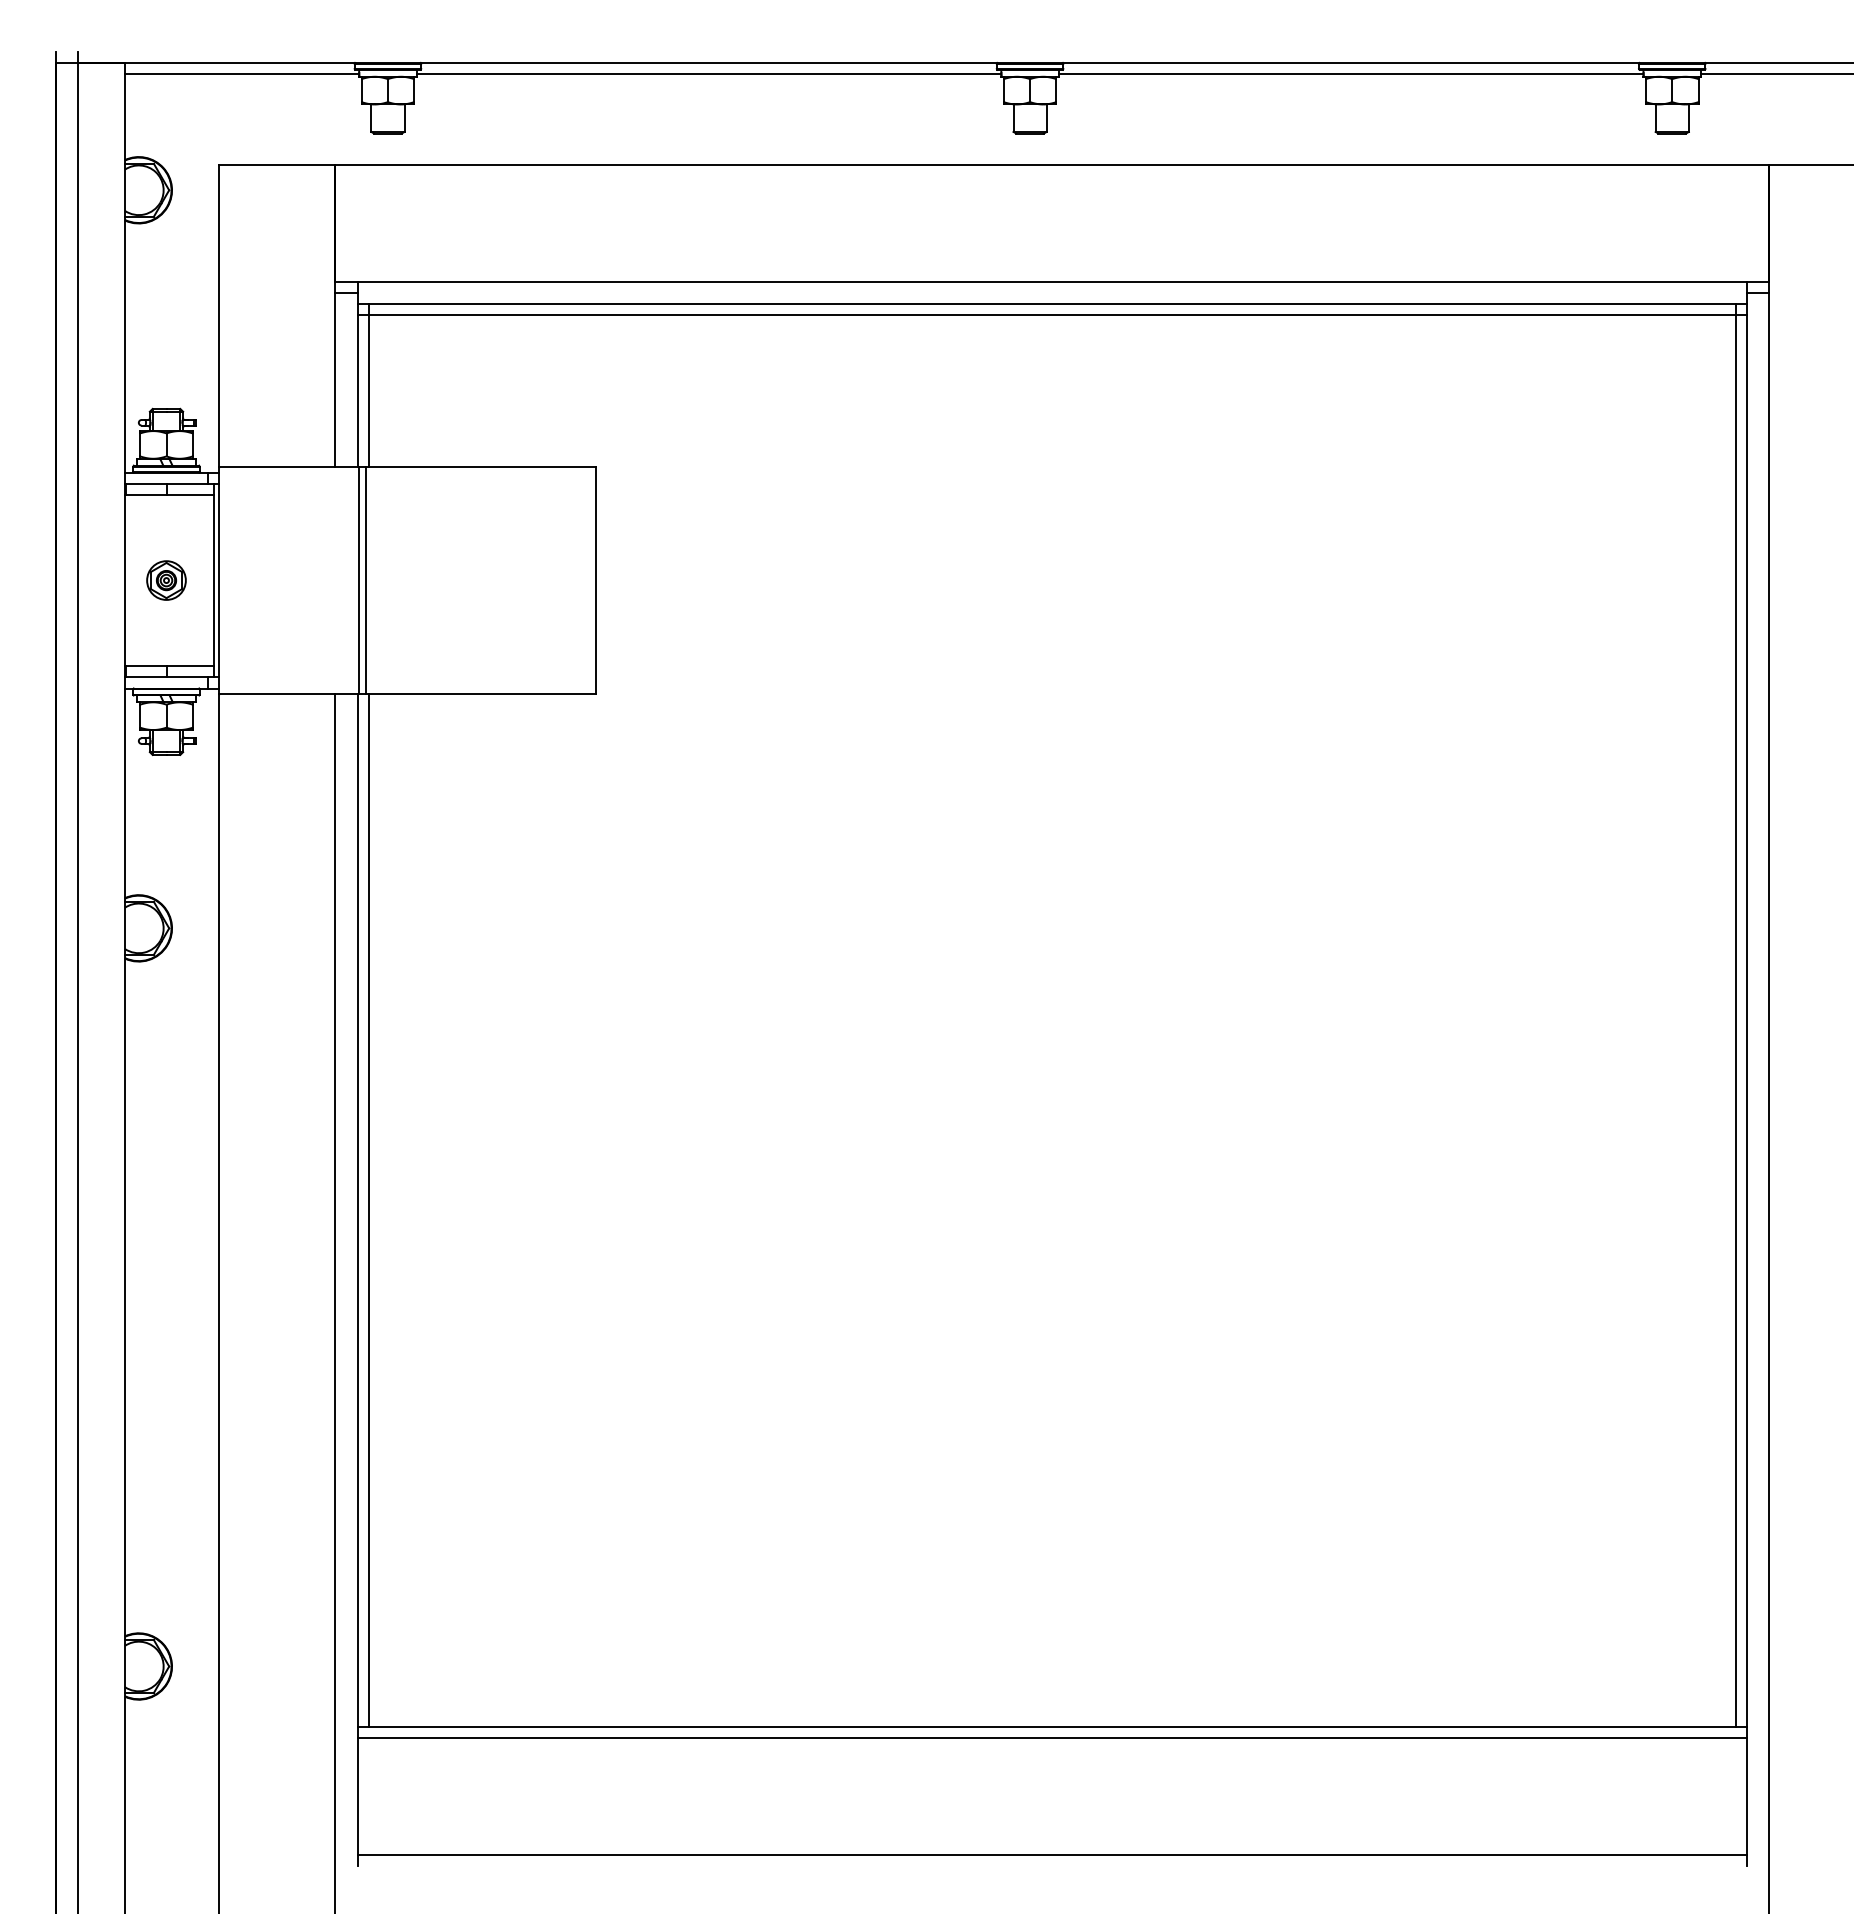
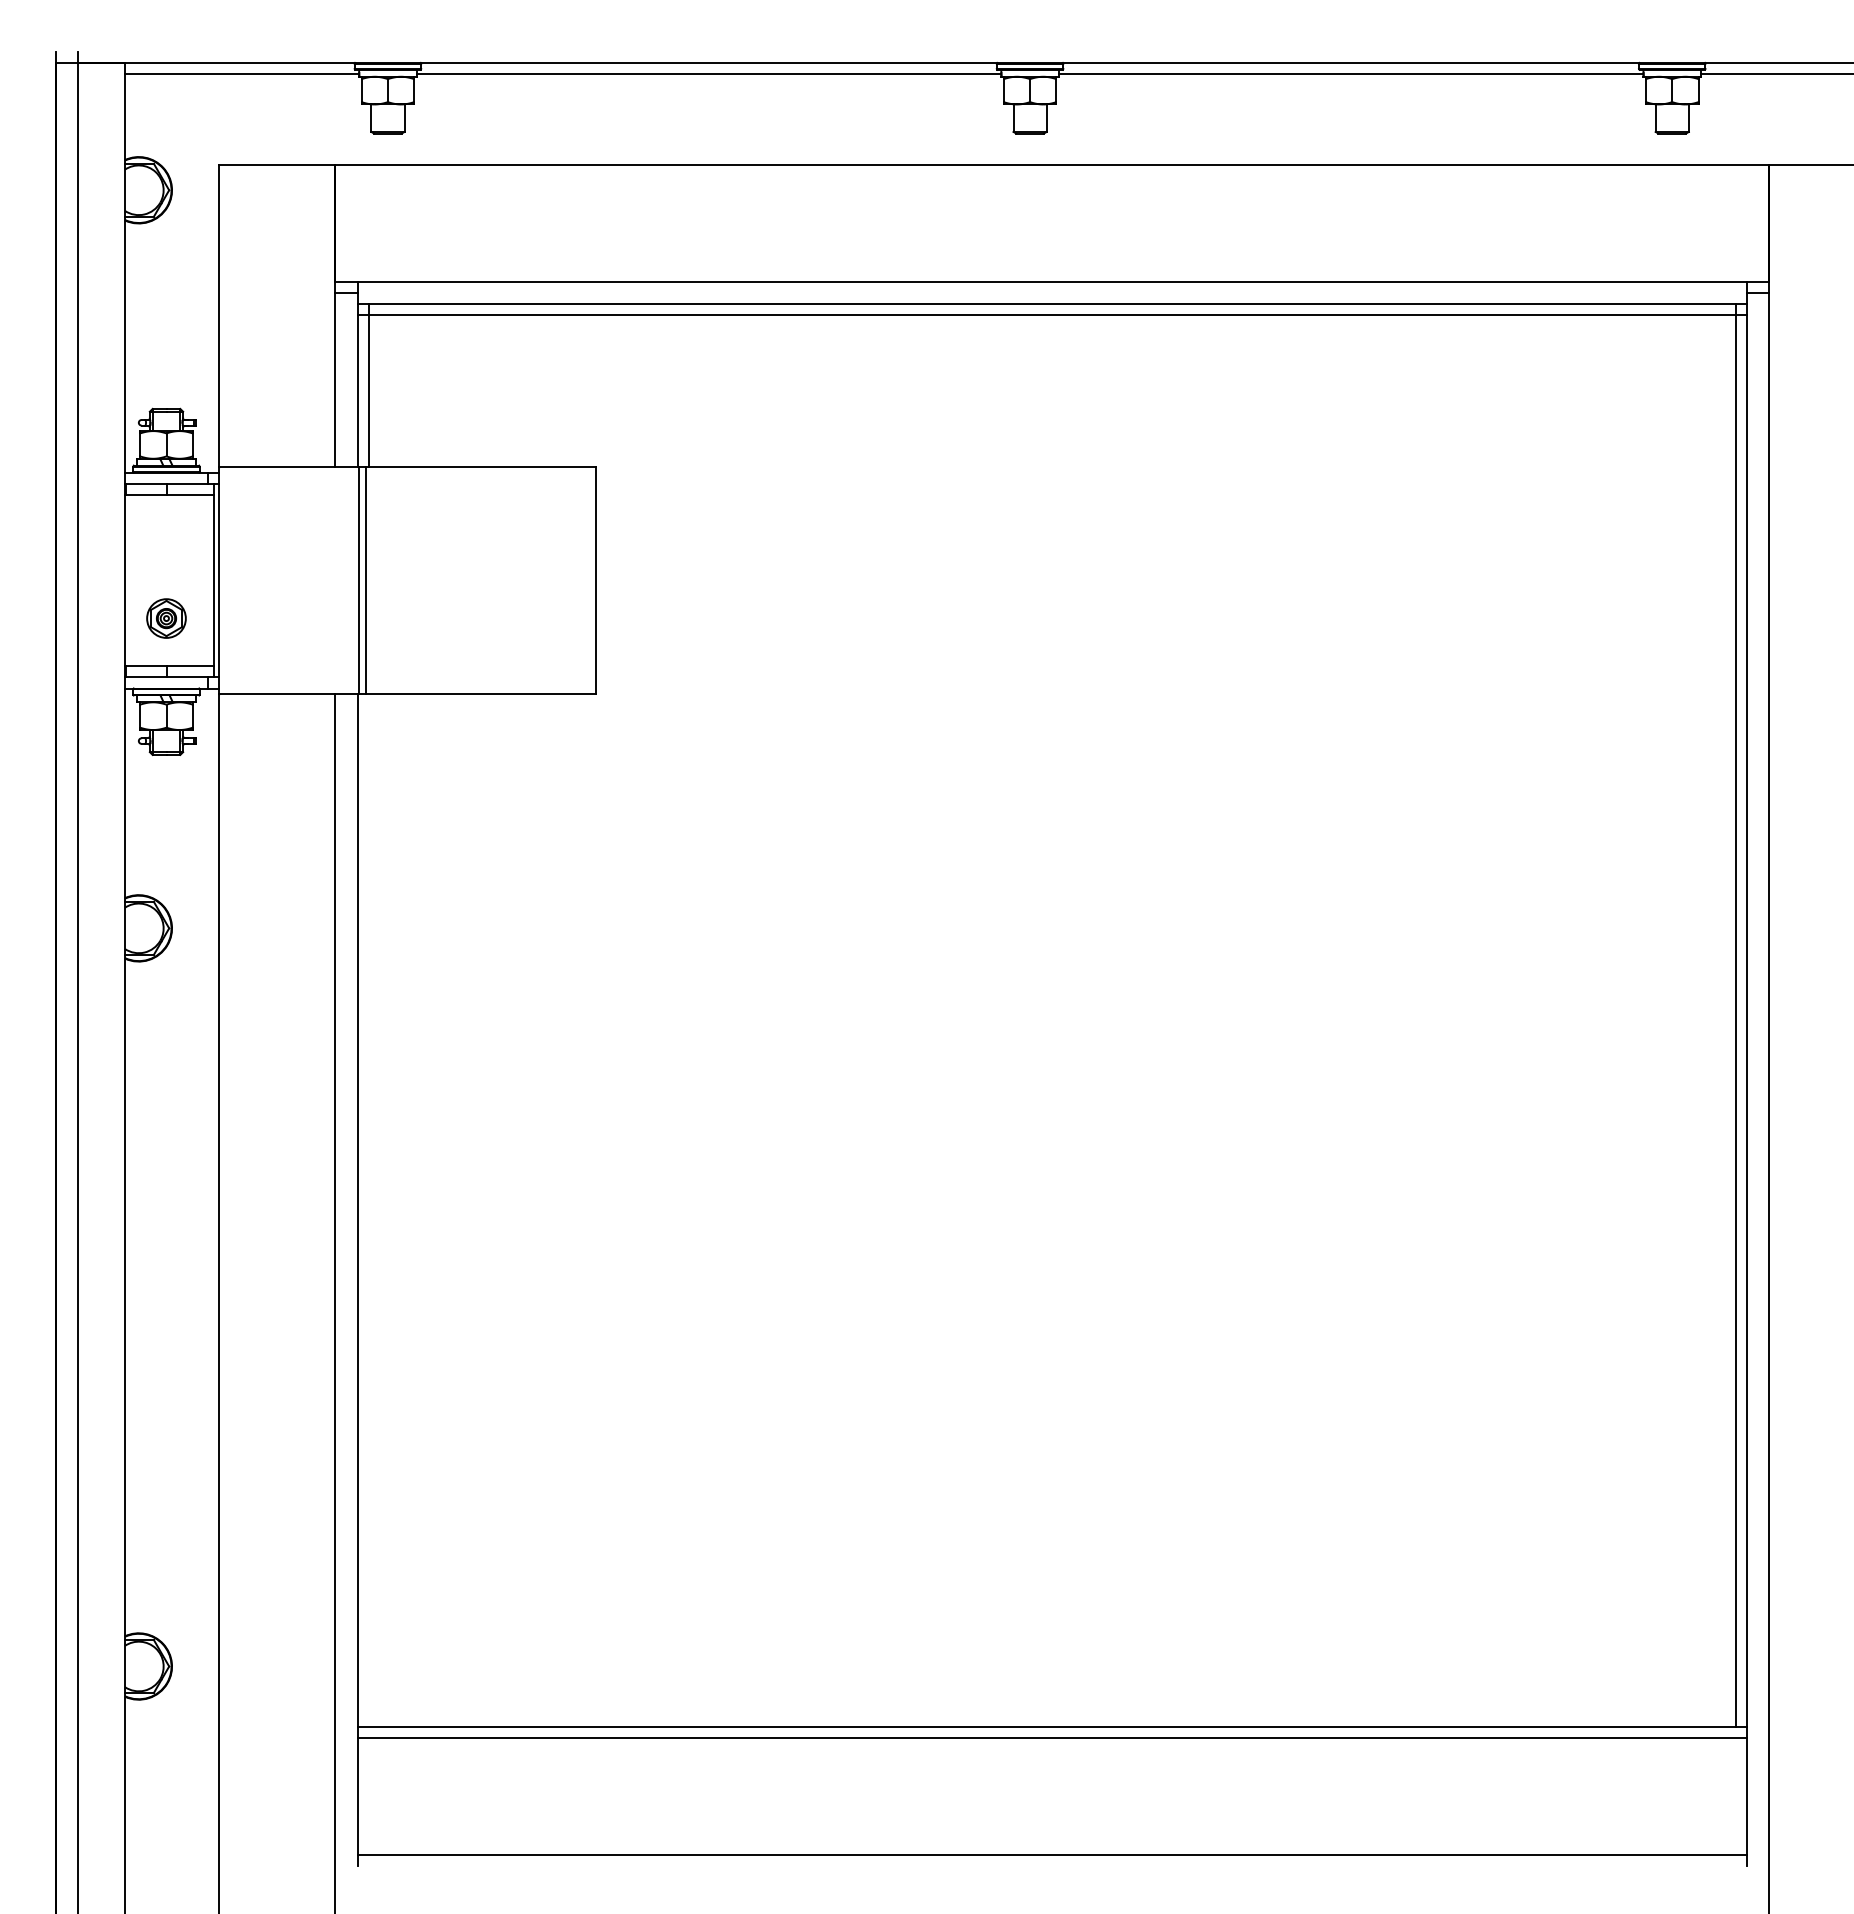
part position: (166, 580) -> (166, 618) (166, 618)
line: present -> none (368, 1210)
